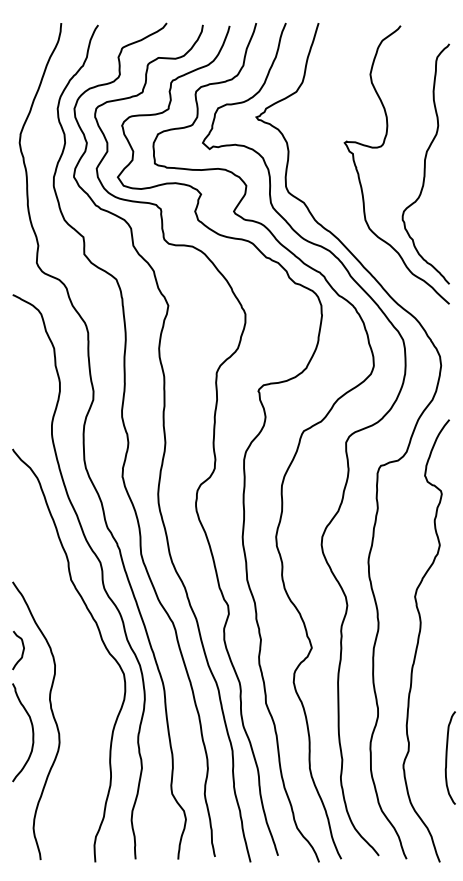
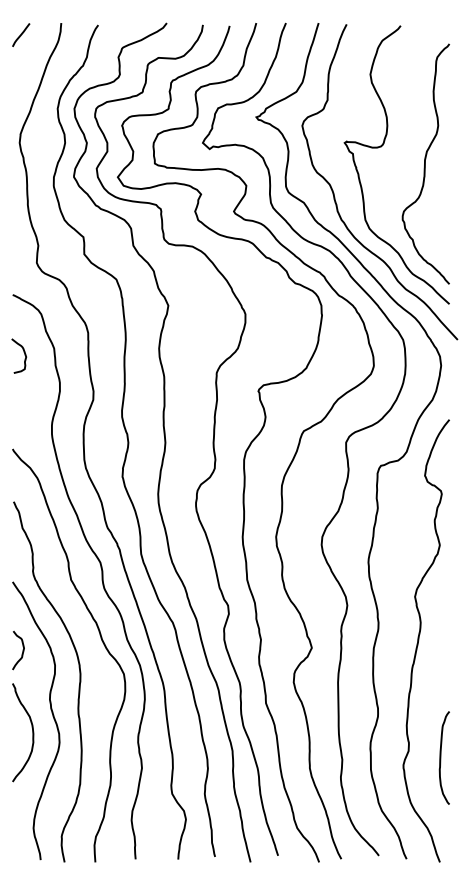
line: none -> present (21, 34)
curve: none -> present (334, 192)
curve: none -> present (23, 352)
curve: none -> present (78, 686)
curve position: (447, 757) -> (441, 757) (441, 757)
